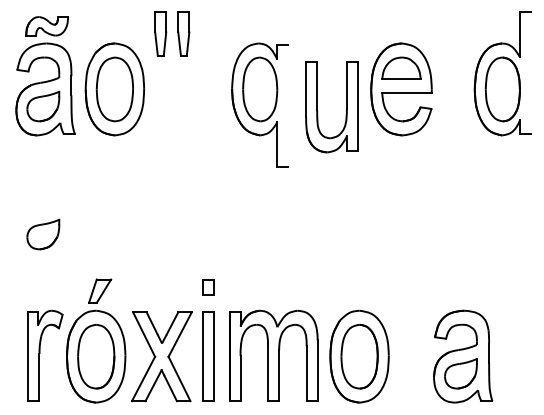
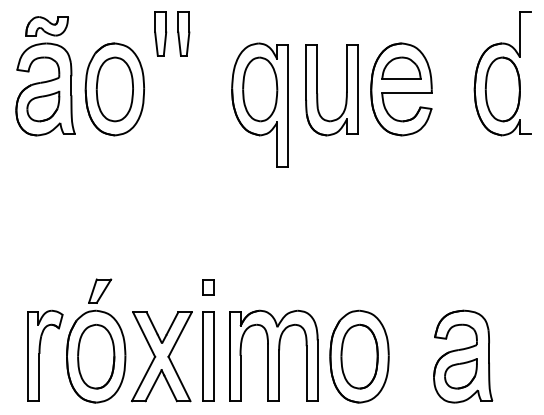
line: none -> present (288, 105)
part position: (318, 111) -> (318, 94) (318, 94)
part: present -> none (43, 234)
